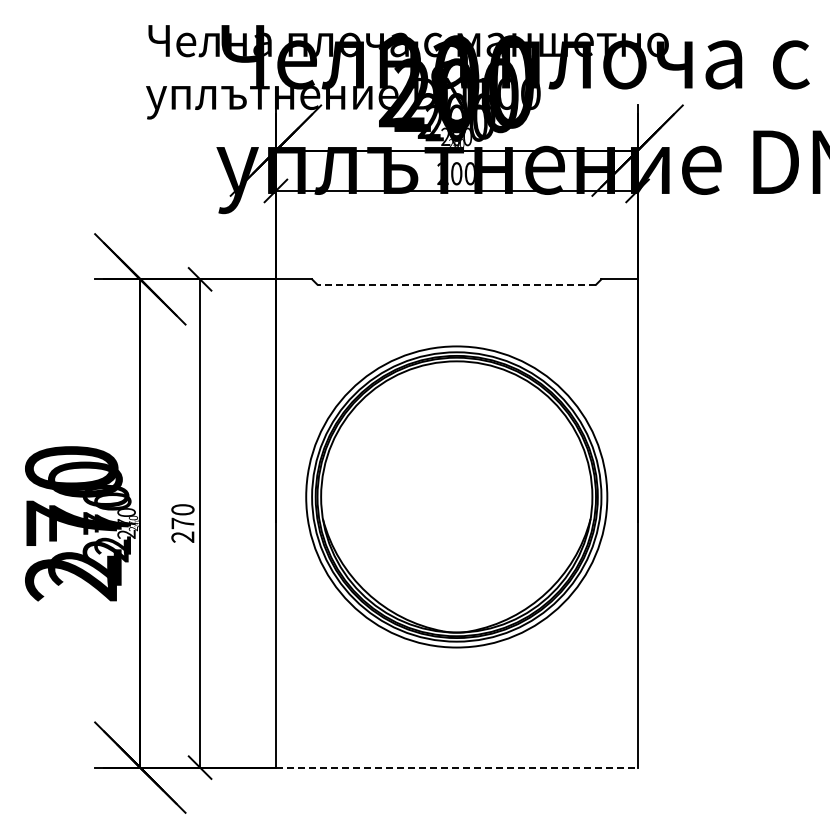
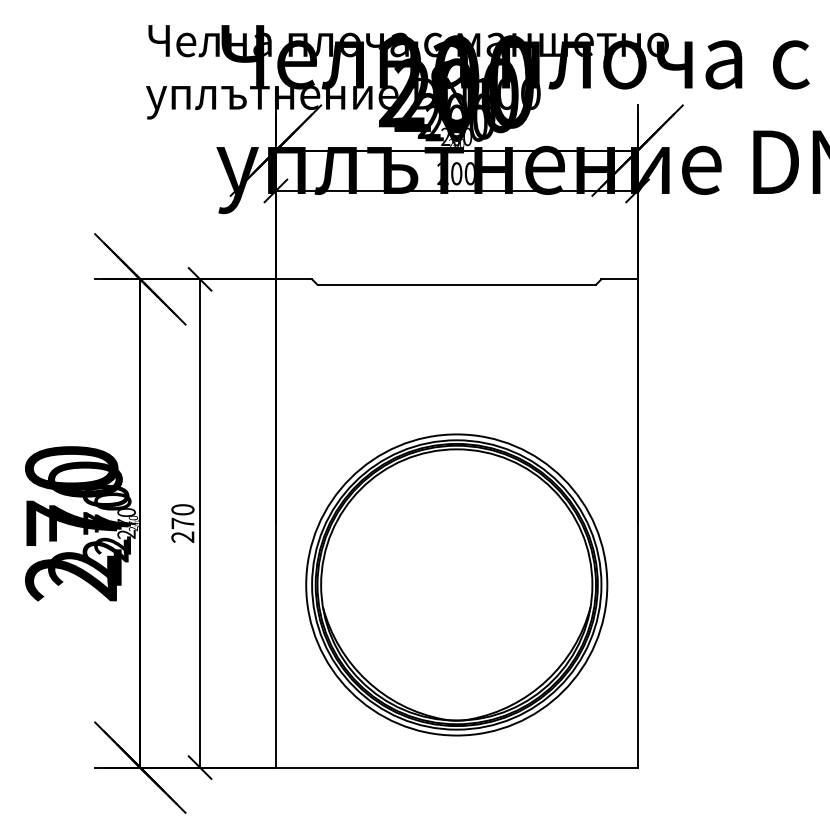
line: dashed -> solid (456, 284)
part position: (456, 496) -> (456, 584) (456, 584)
line: dashed -> solid (456, 767)
